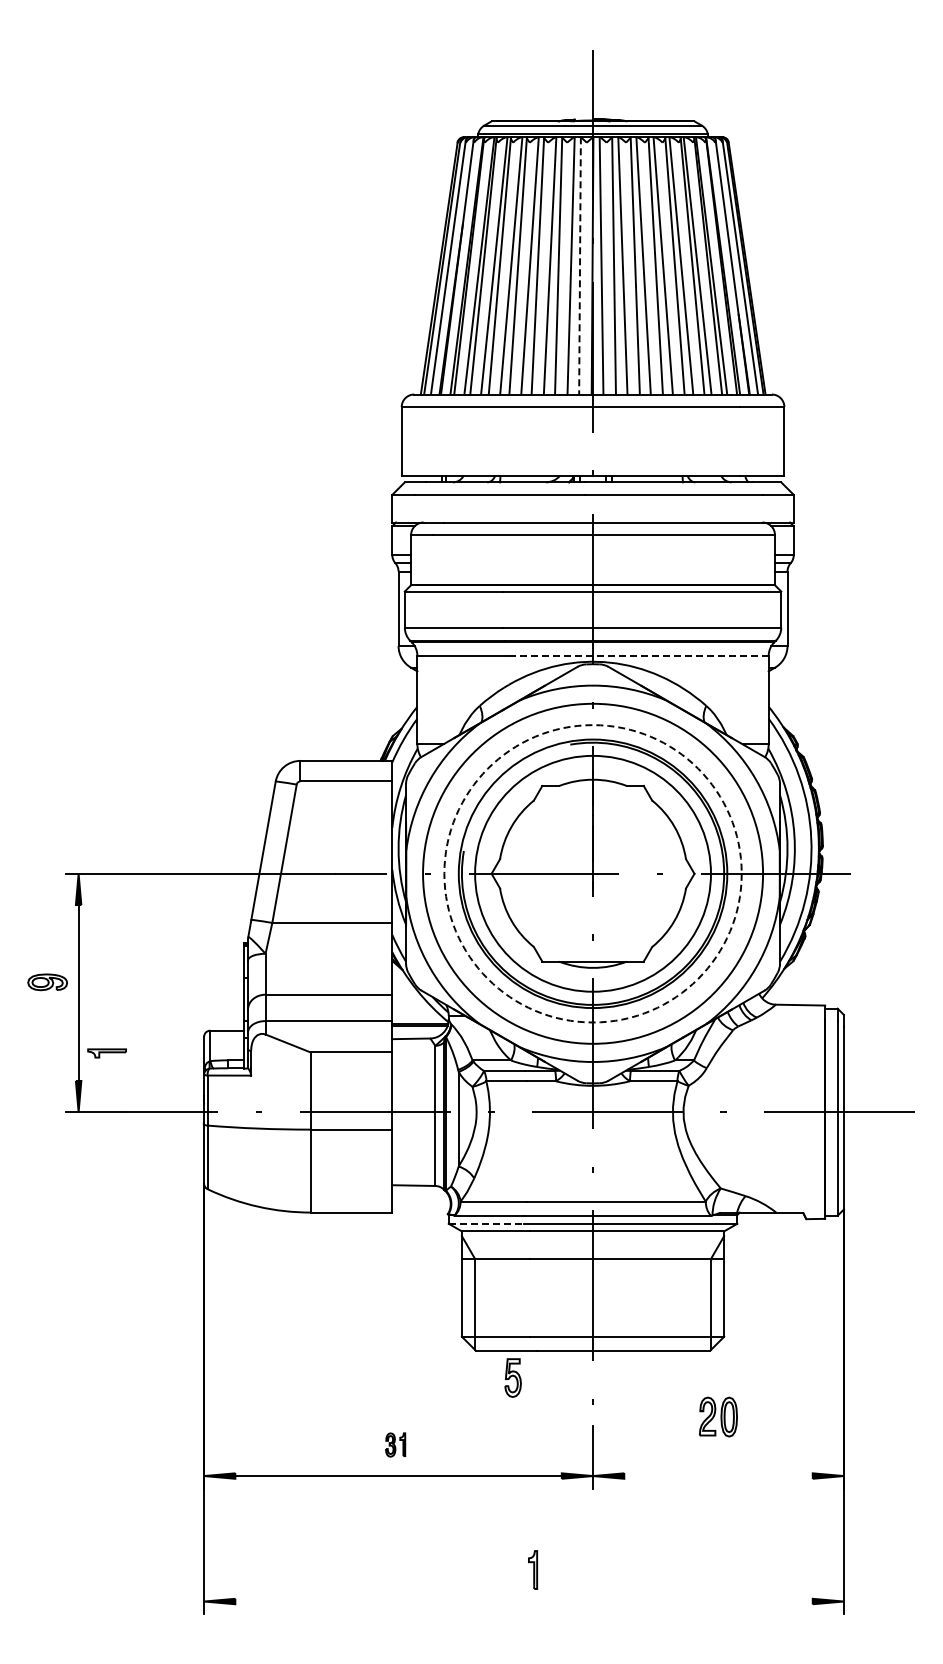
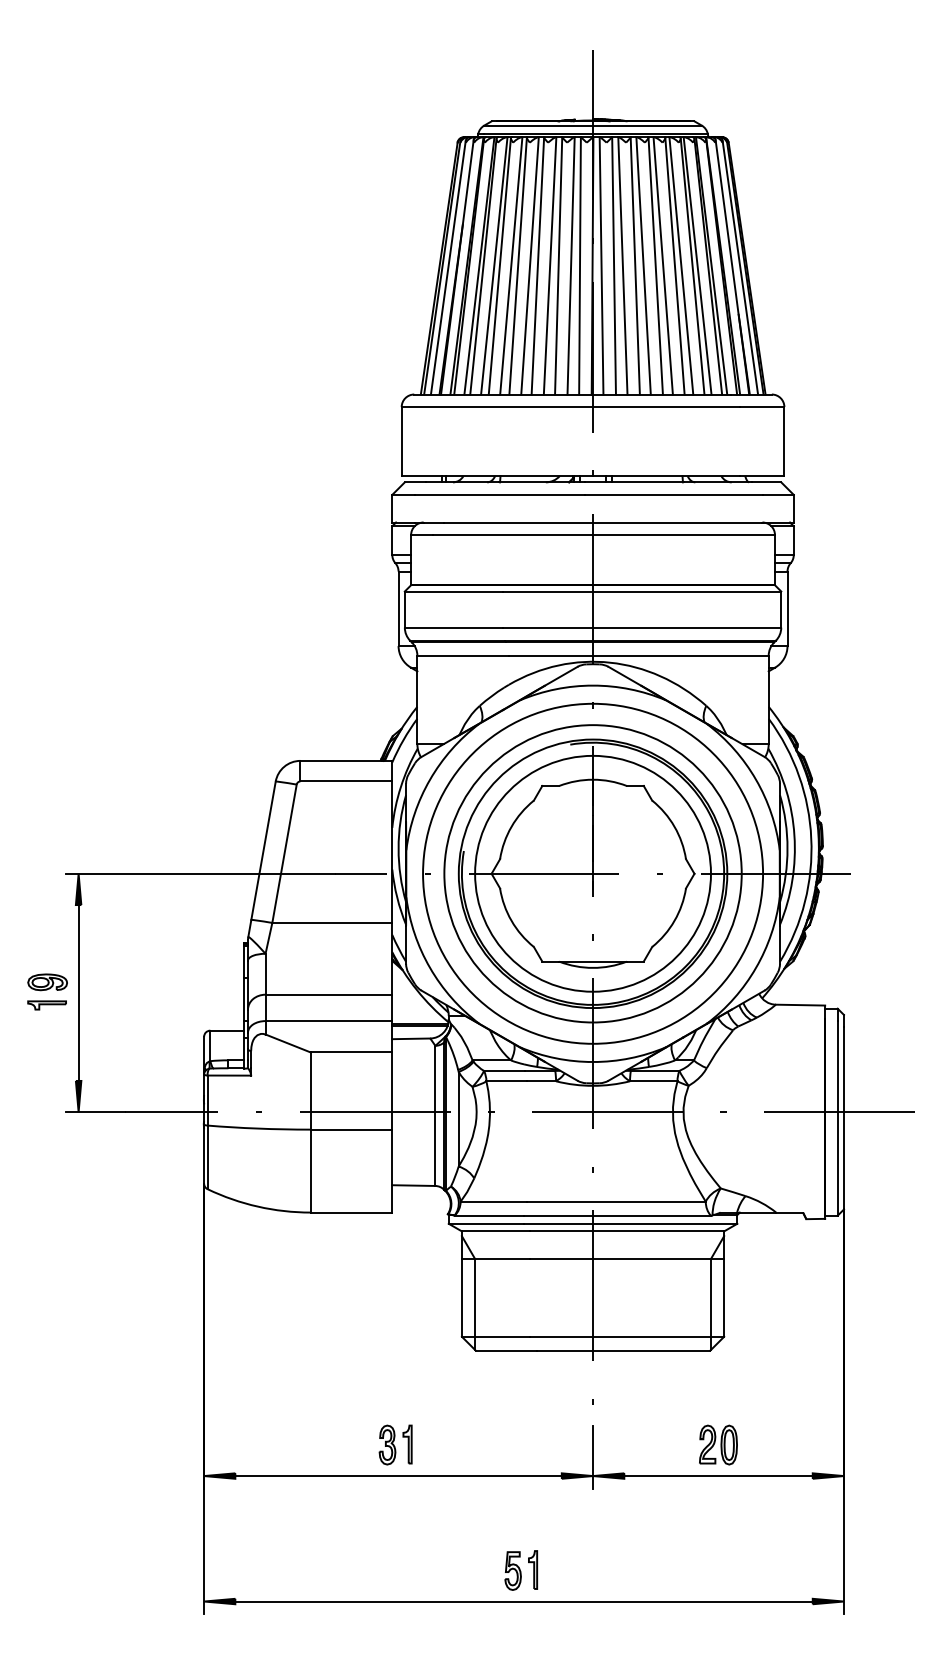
line: dashed -> solid (580, 265)
line: dashed -> solid (638, 655)
circle: dashed -> solid (592, 873)
part position: (106, 1053) -> (46, 1005) (46, 1005)
line: dashed -> solid (486, 1223)
part position: (512, 1377) -> (512, 1570) (512, 1570)
part position: (718, 1416) -> (718, 1444) (718, 1444)
part size: 22x26 px -> 35x42 px (395, 1444)
line: none -> present (718, 1476)
line: none -> present (523, 1601)
